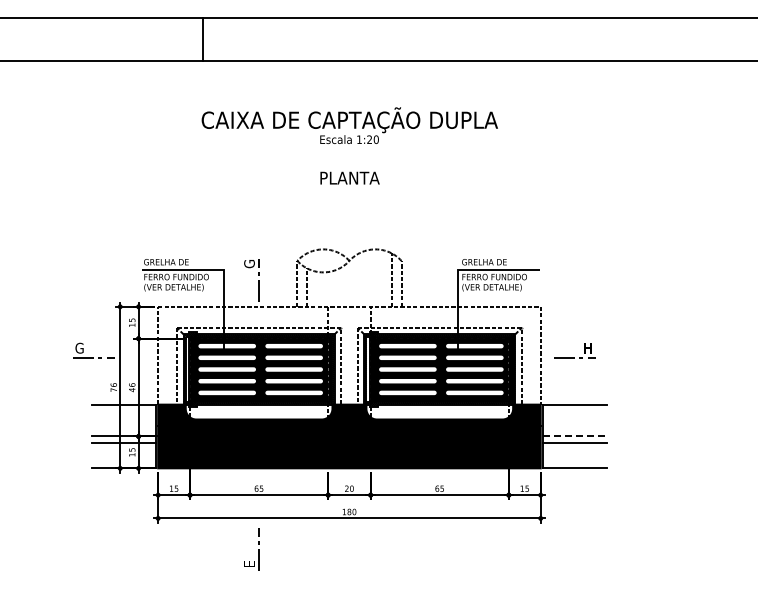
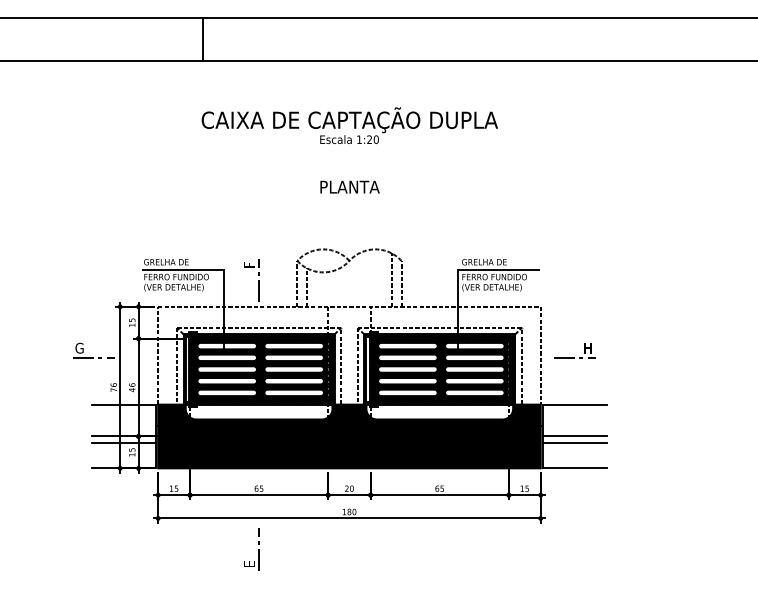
text position: (349, 177) -> (349, 186) (349, 186)
text: G -> F (249, 264)
line: dashed -> solid (574, 436)
